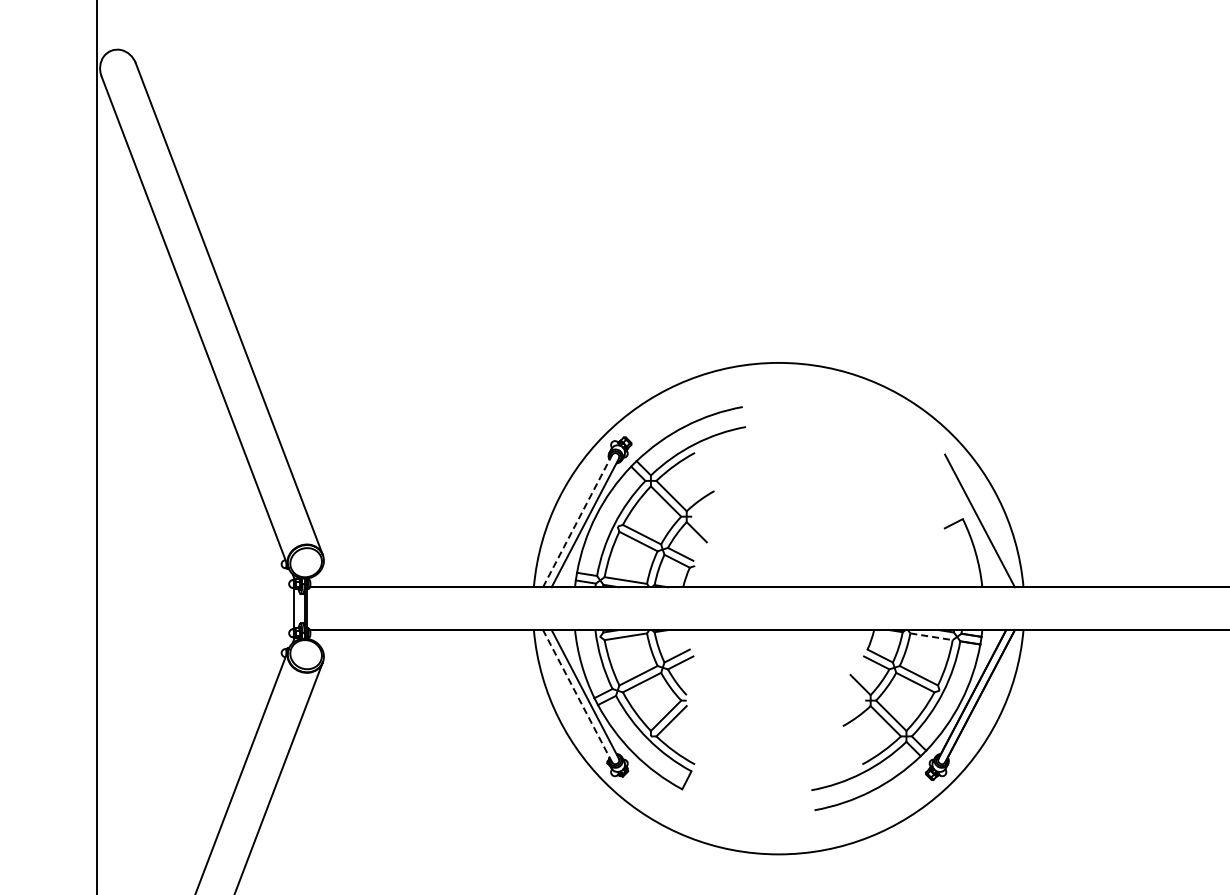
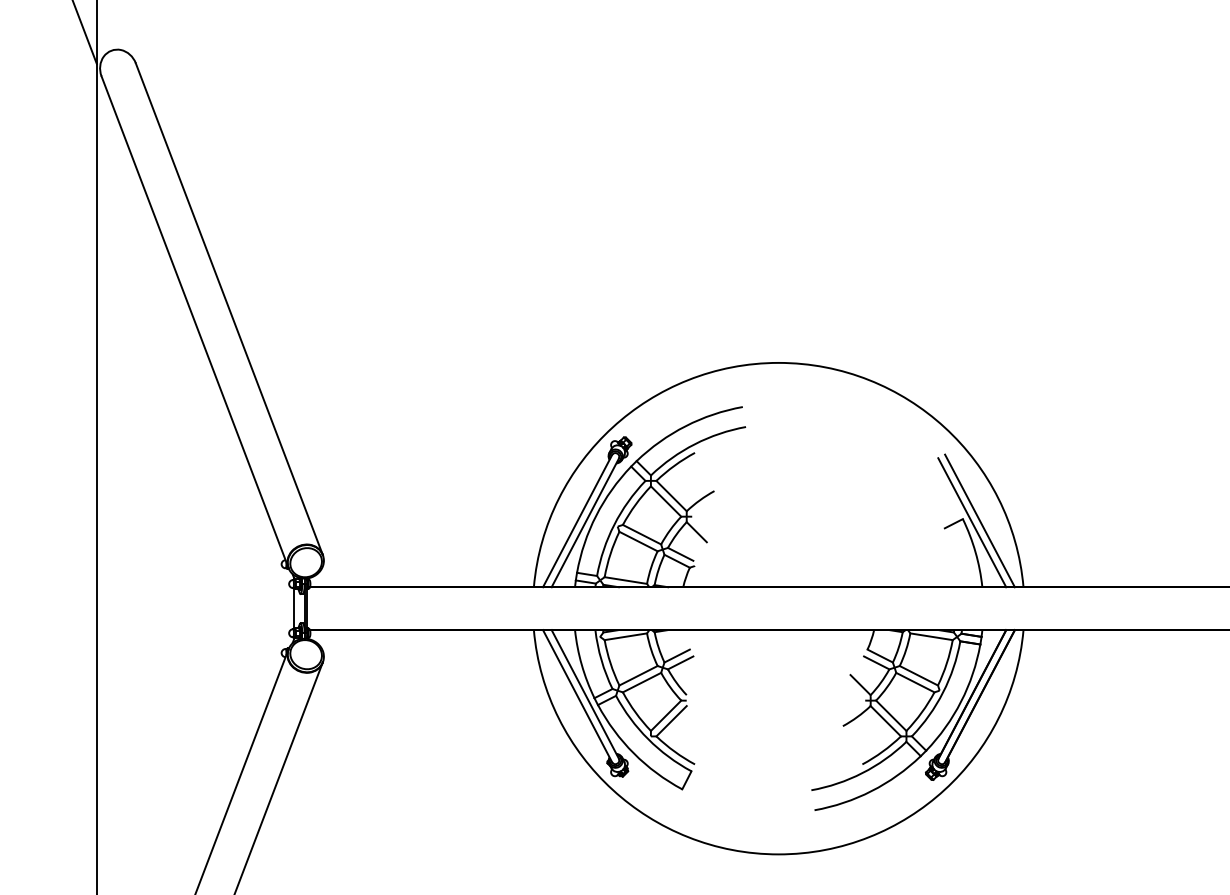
line: none -> present (84, 33)
line: dashed -> solid (577, 520)
line: none -> present (972, 522)
line: dashed -> solid (932, 636)
line: dashed -> solid (577, 696)
